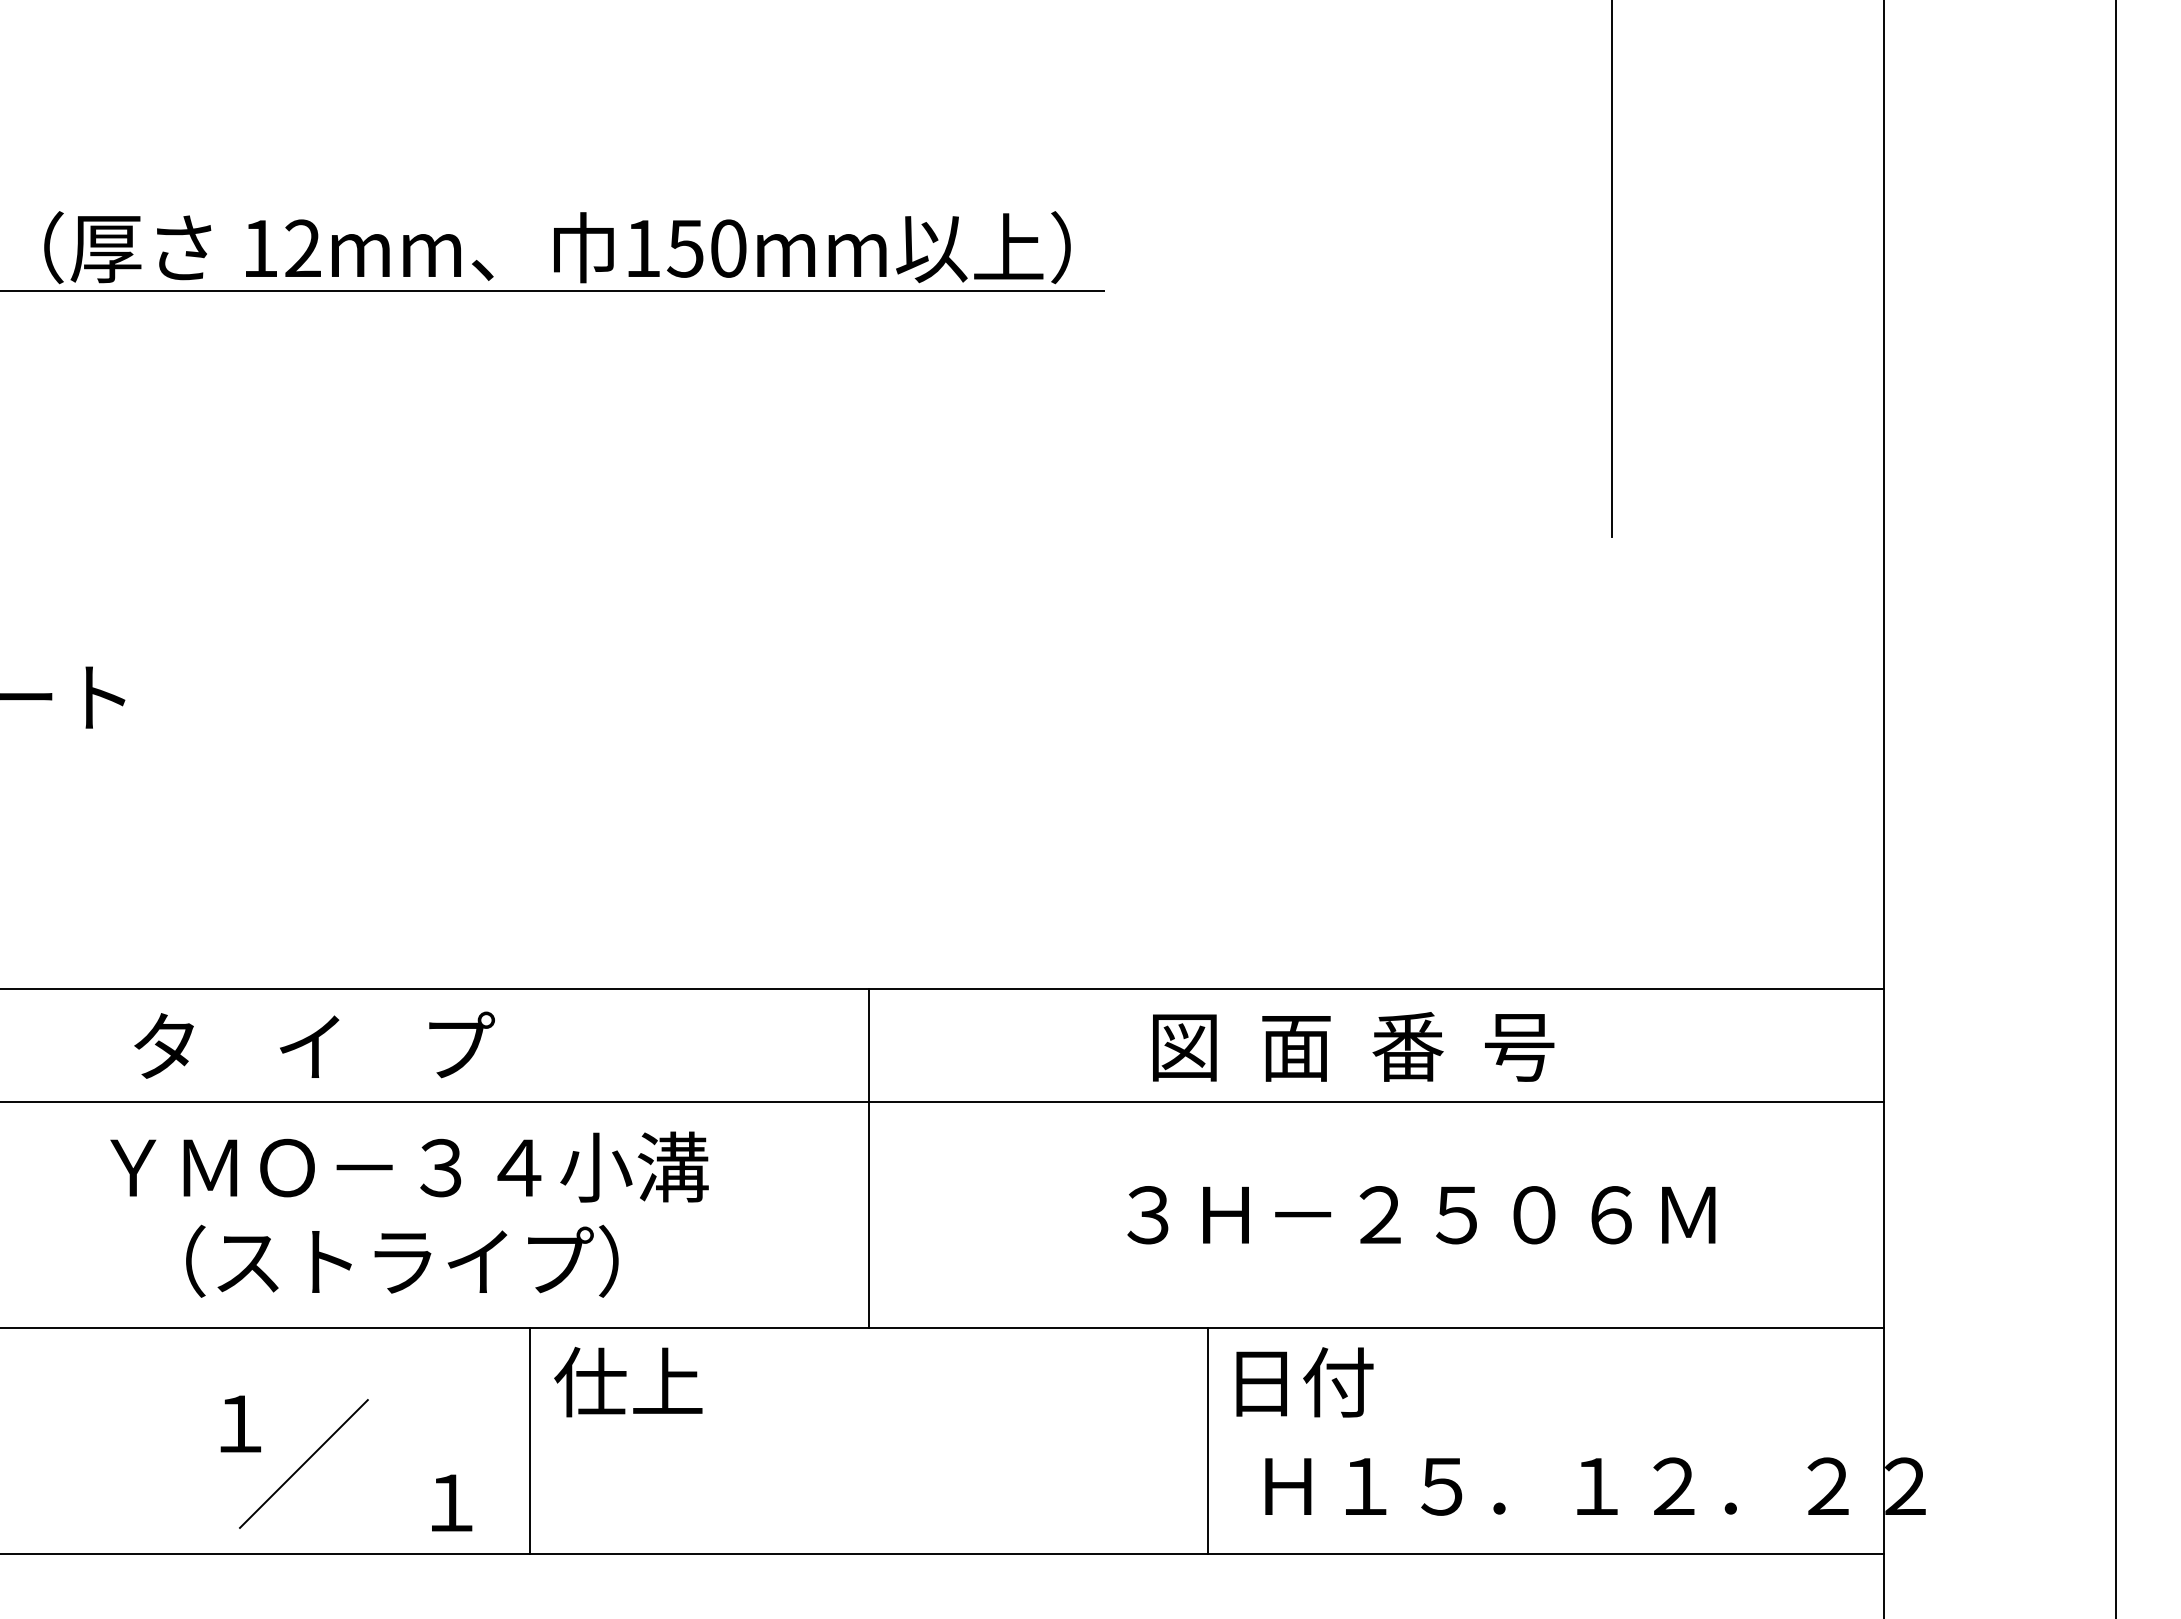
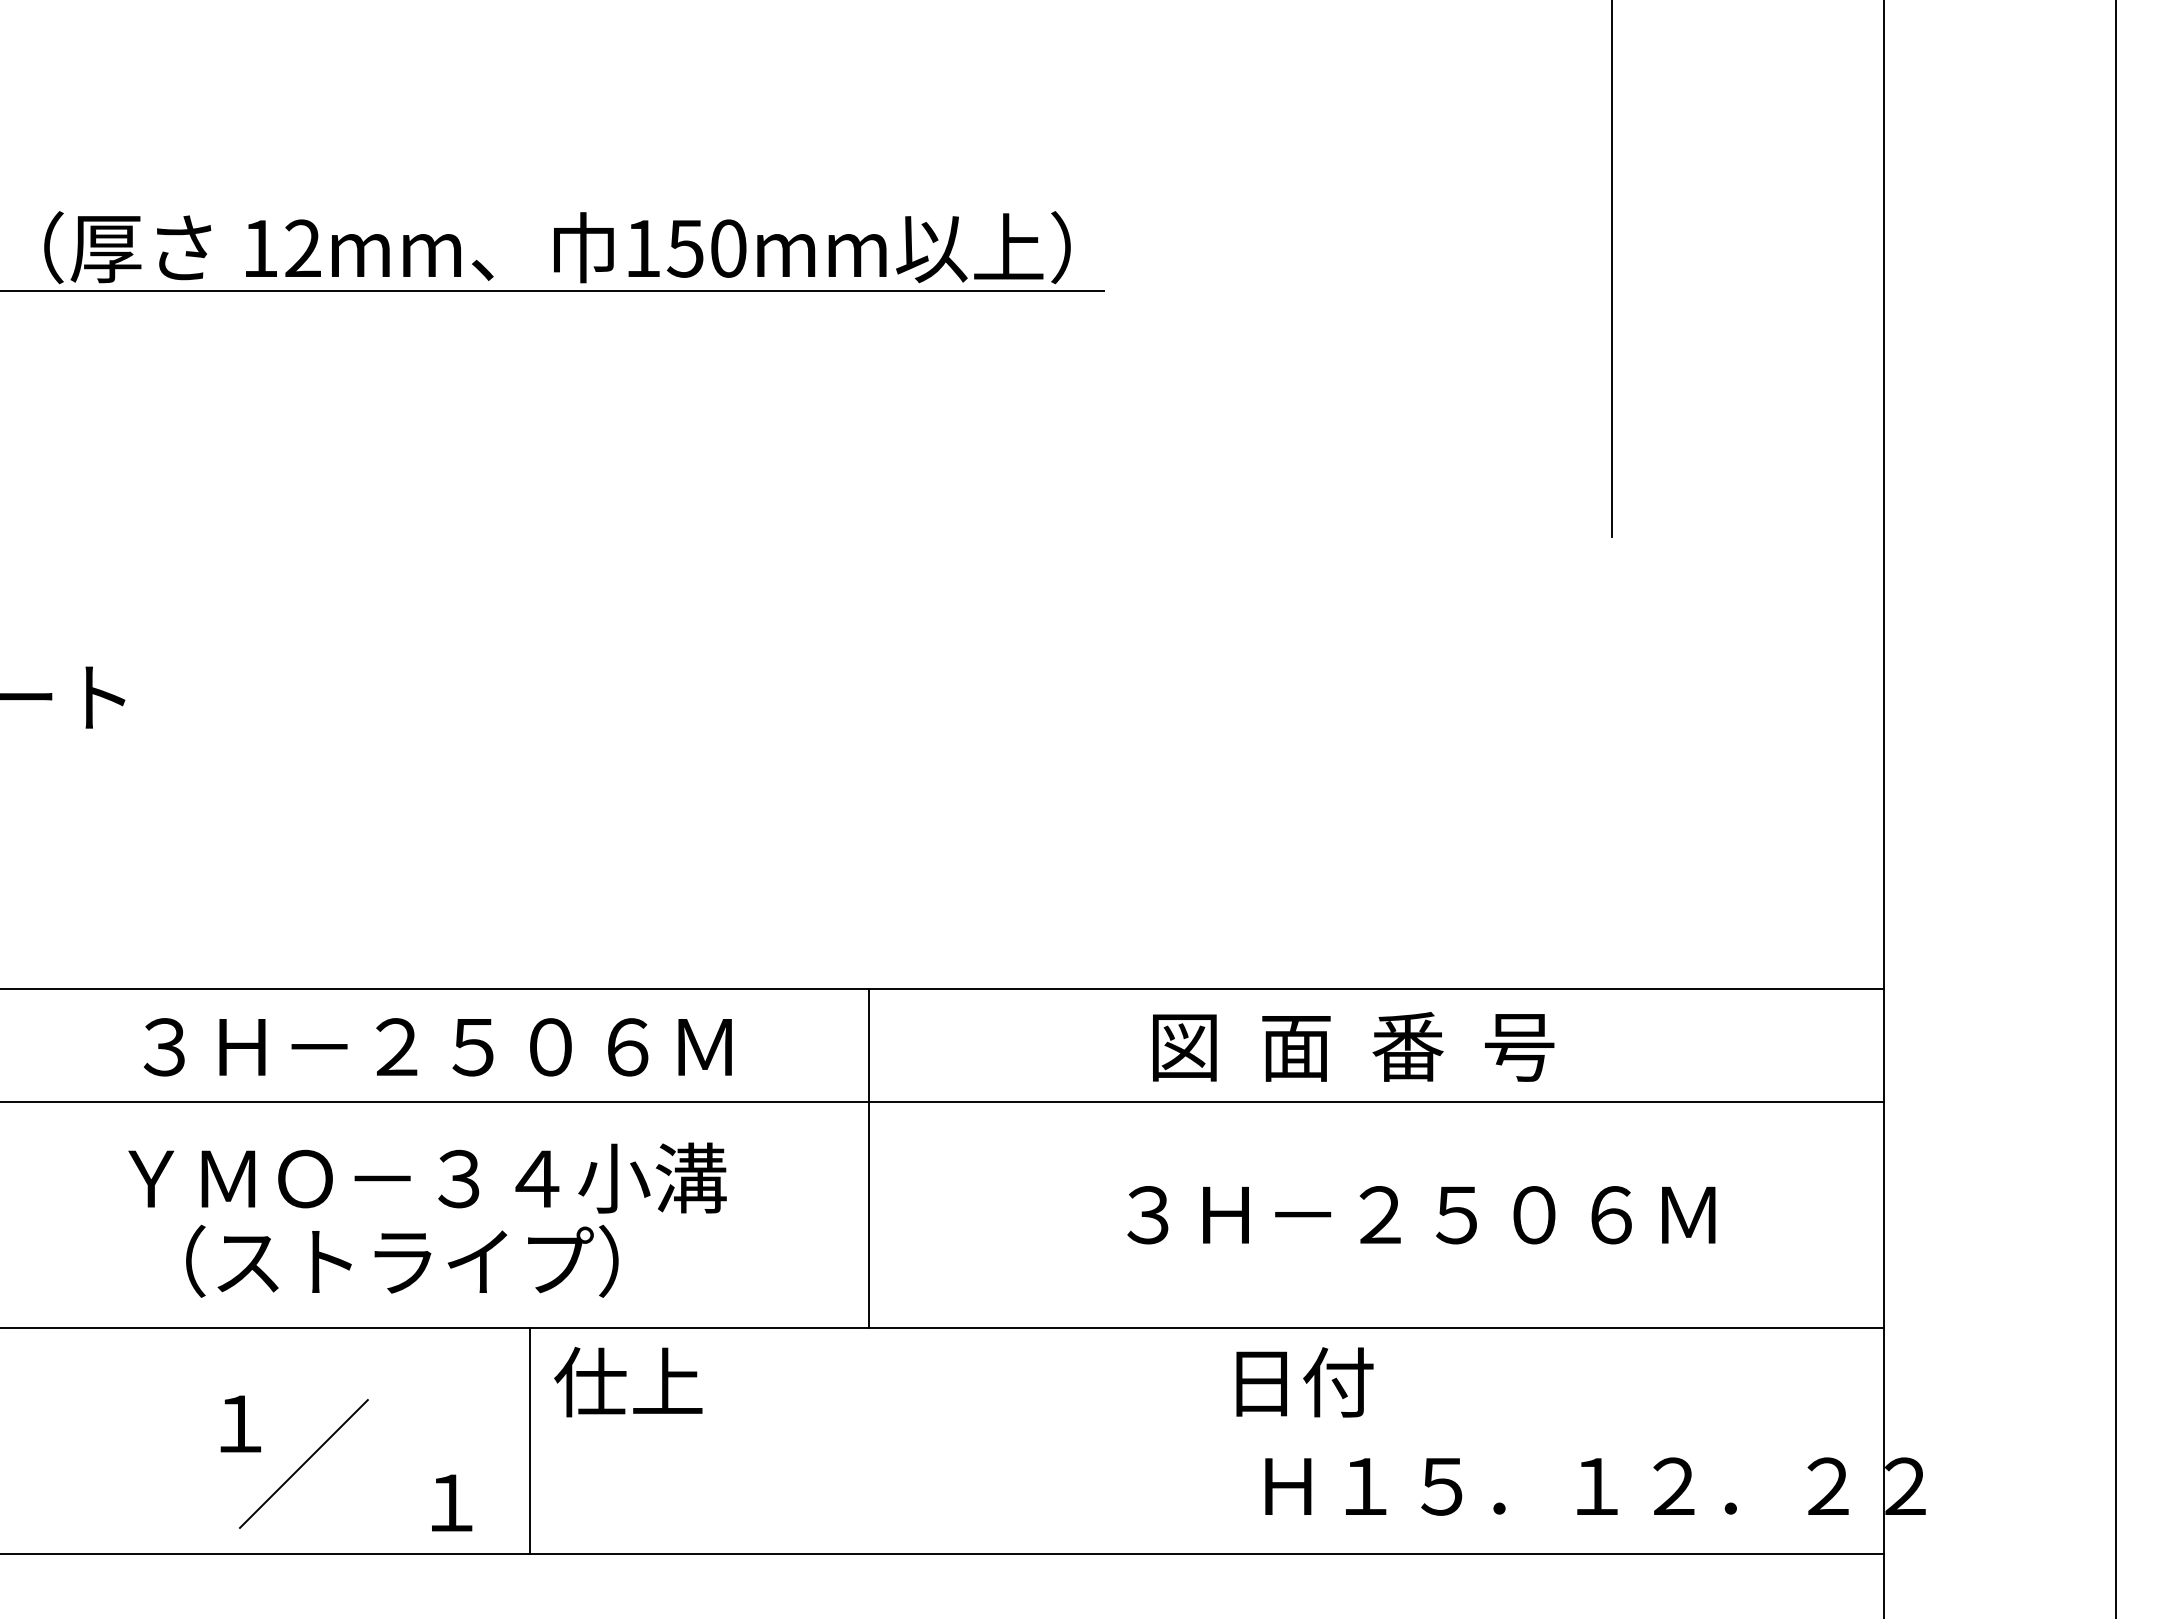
text: タ    イ    プ -> ３Ｈ－２５０６Ｍ (432, 1044)
text position: (409, 1166) -> (427, 1177) (427, 1177)
line: present -> none (1208, 1441)
